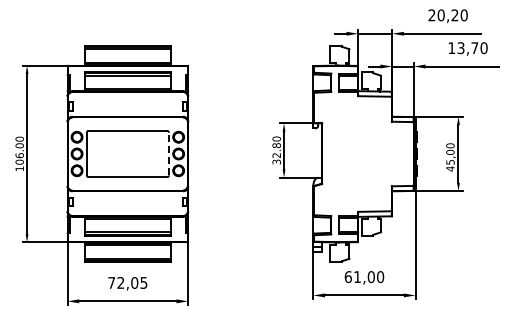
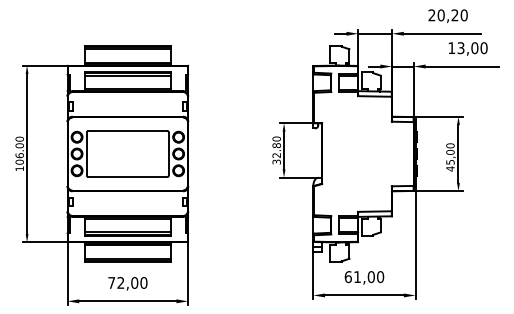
text: 13,70 -> 13,00 (474, 48)
line: dashed -> solid (168, 153)
text: 72,05 -> 72,00 (143, 282)
